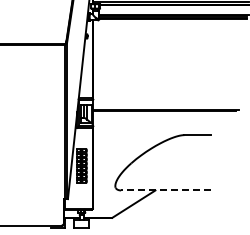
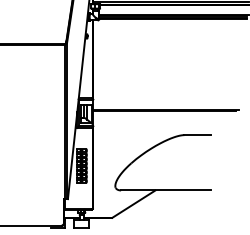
line: dashed -> solid (166, 190)
